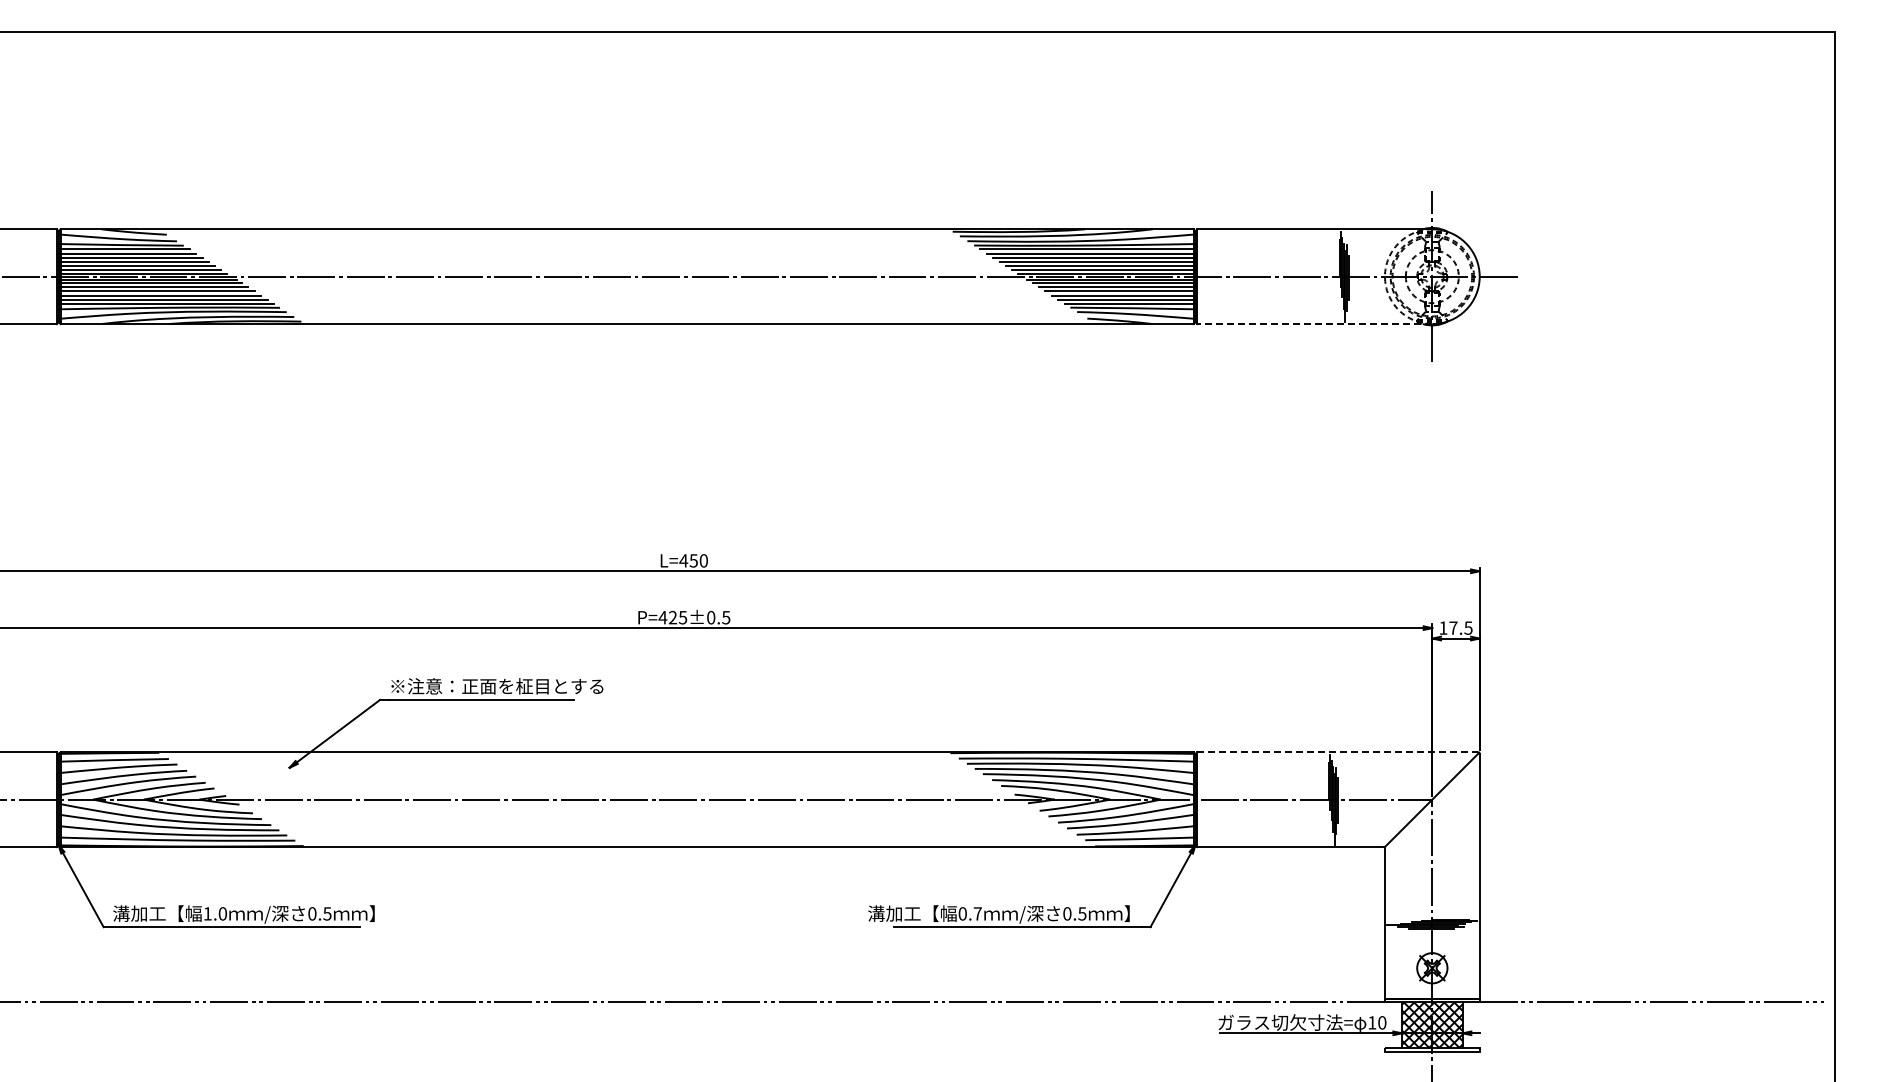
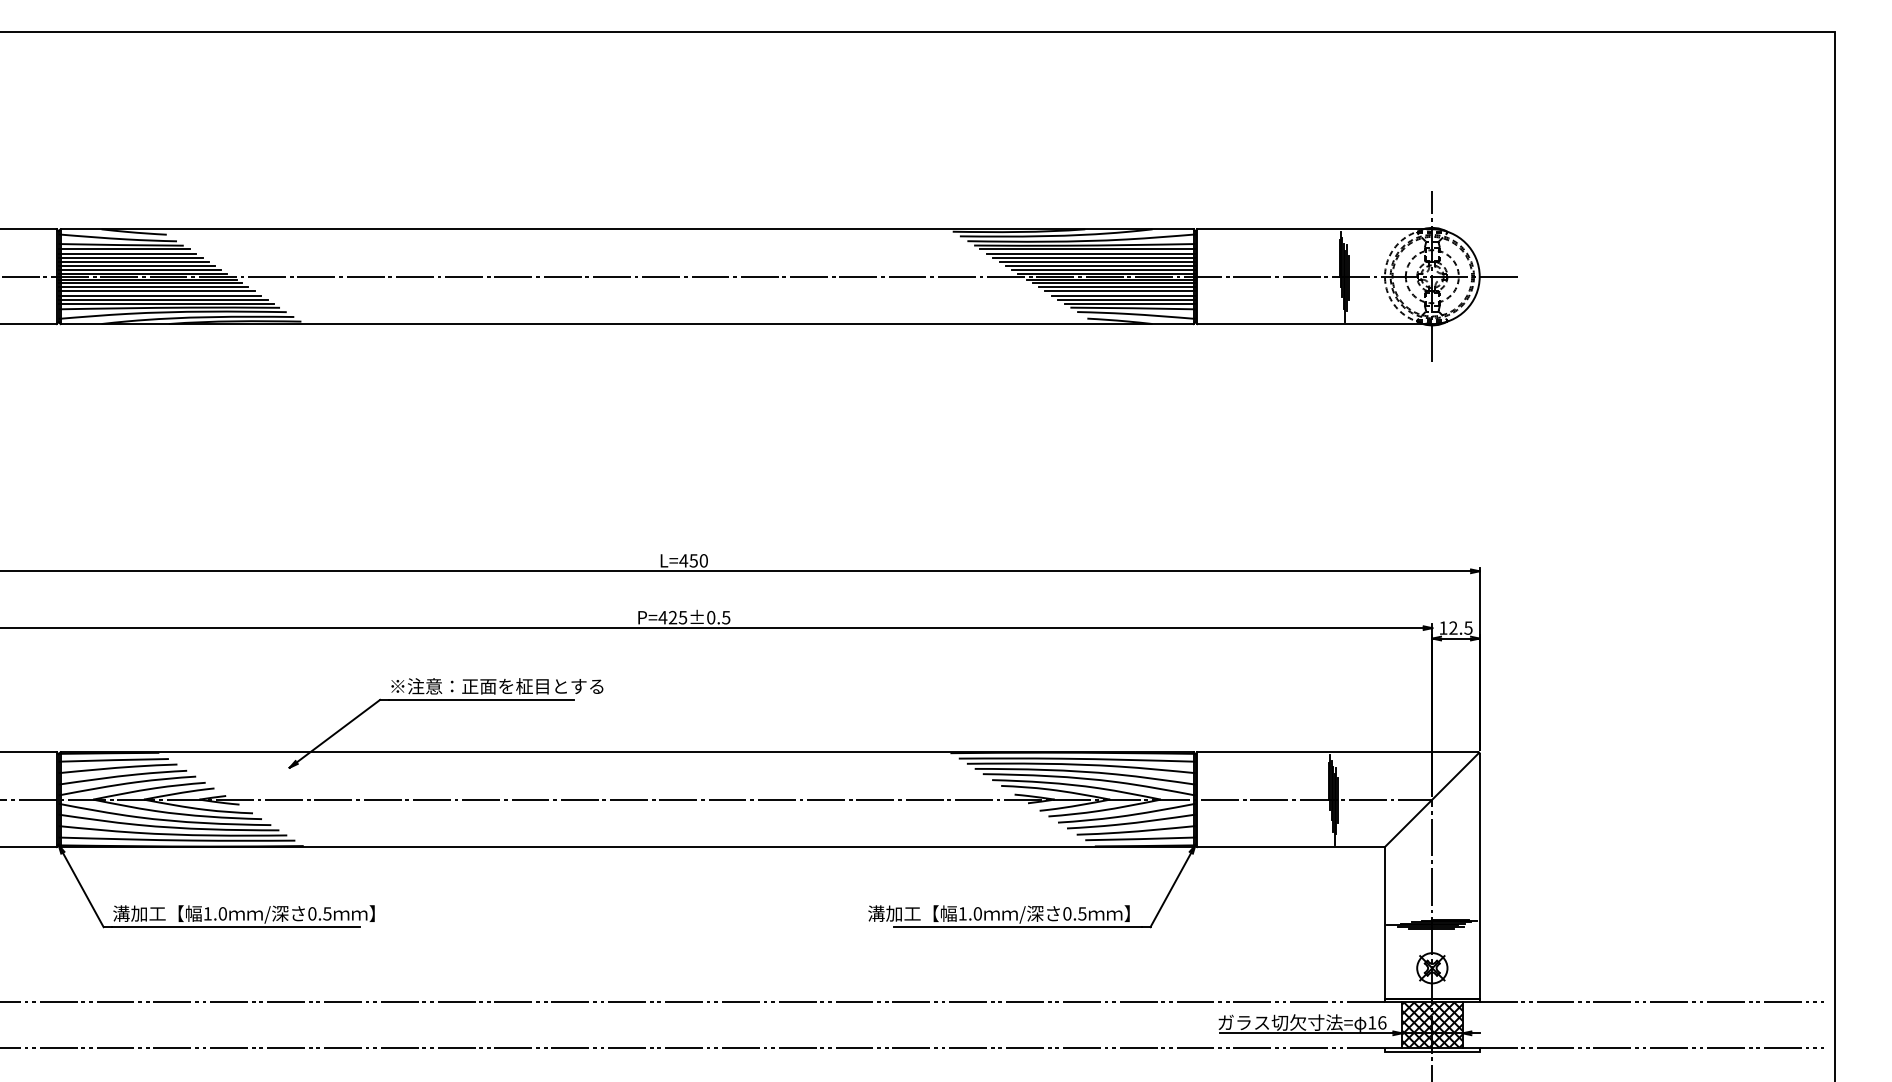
line: dashed -> solid (1314, 324)
text: 17.5 -> 12.5 (1453, 627)
line: dashed -> solid (1338, 752)
text: 0.7 -> 1.0 (969, 913)
text: 10 -> 16 (1382, 1022)
line: none -> present (693, 1047)
line: none -> present (1651, 1047)
